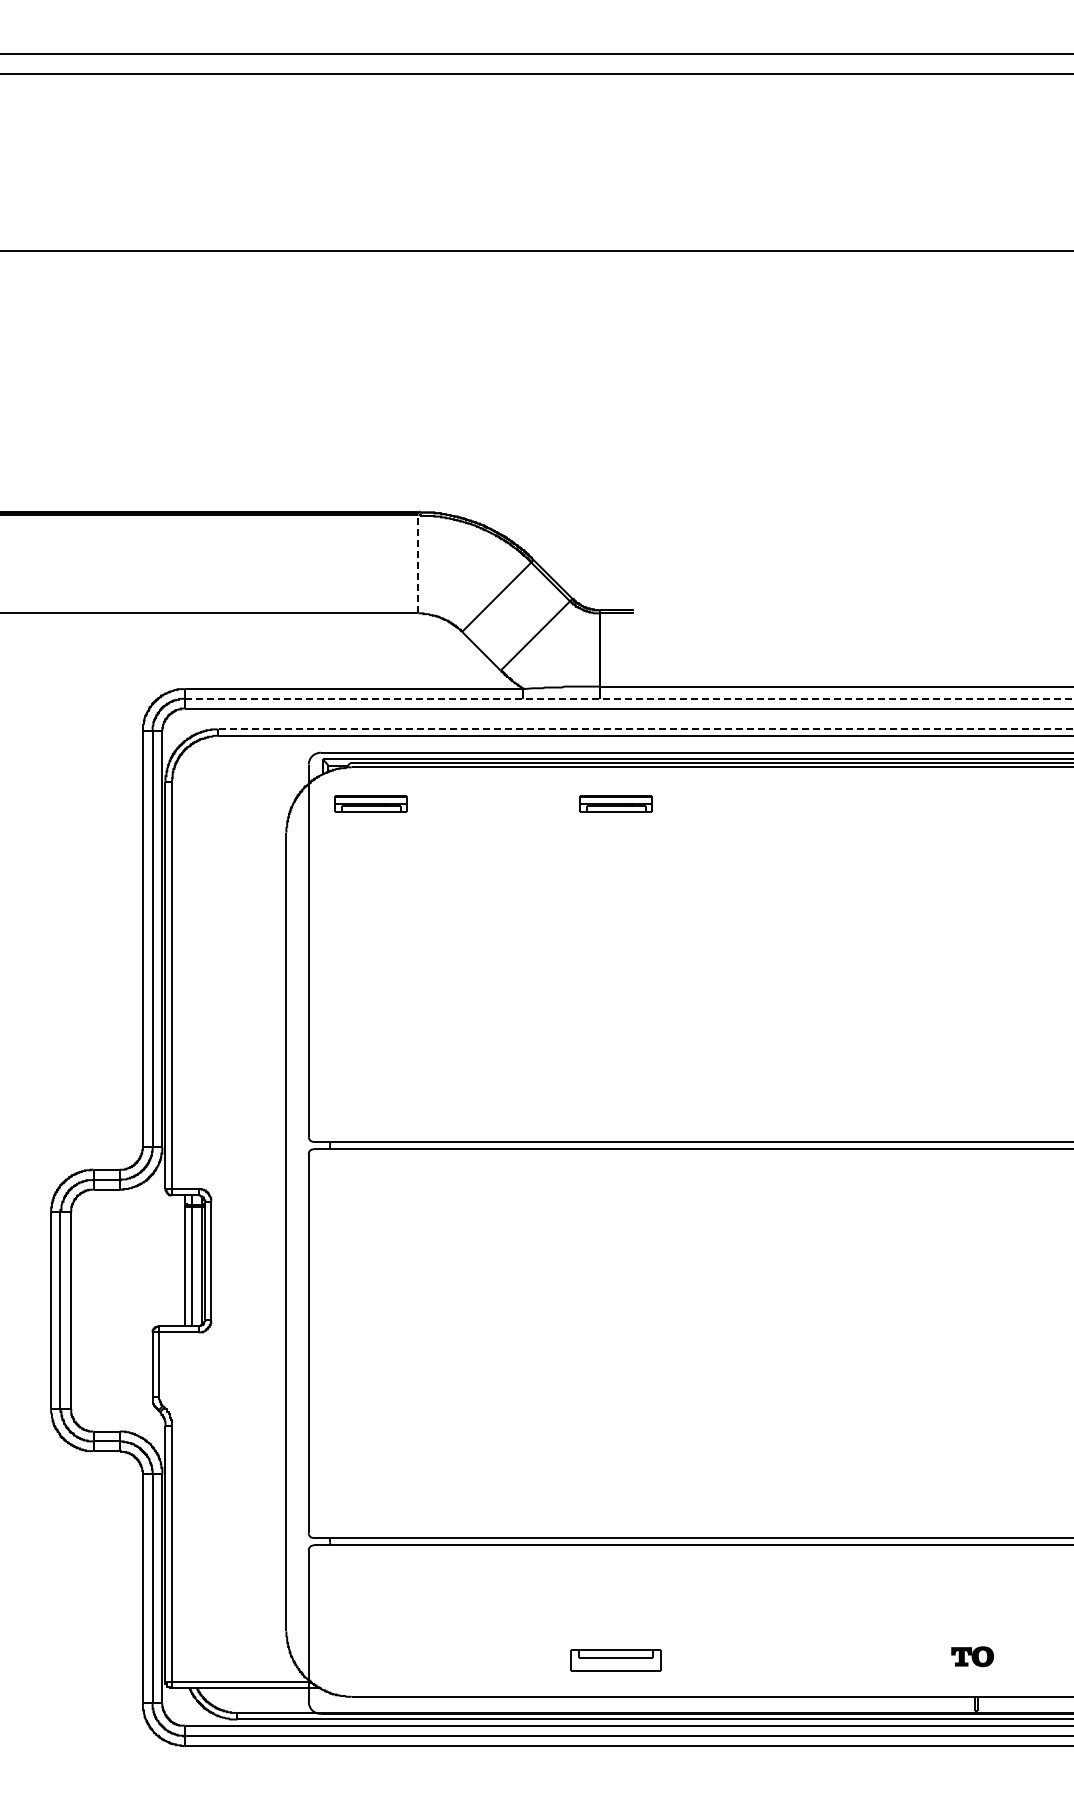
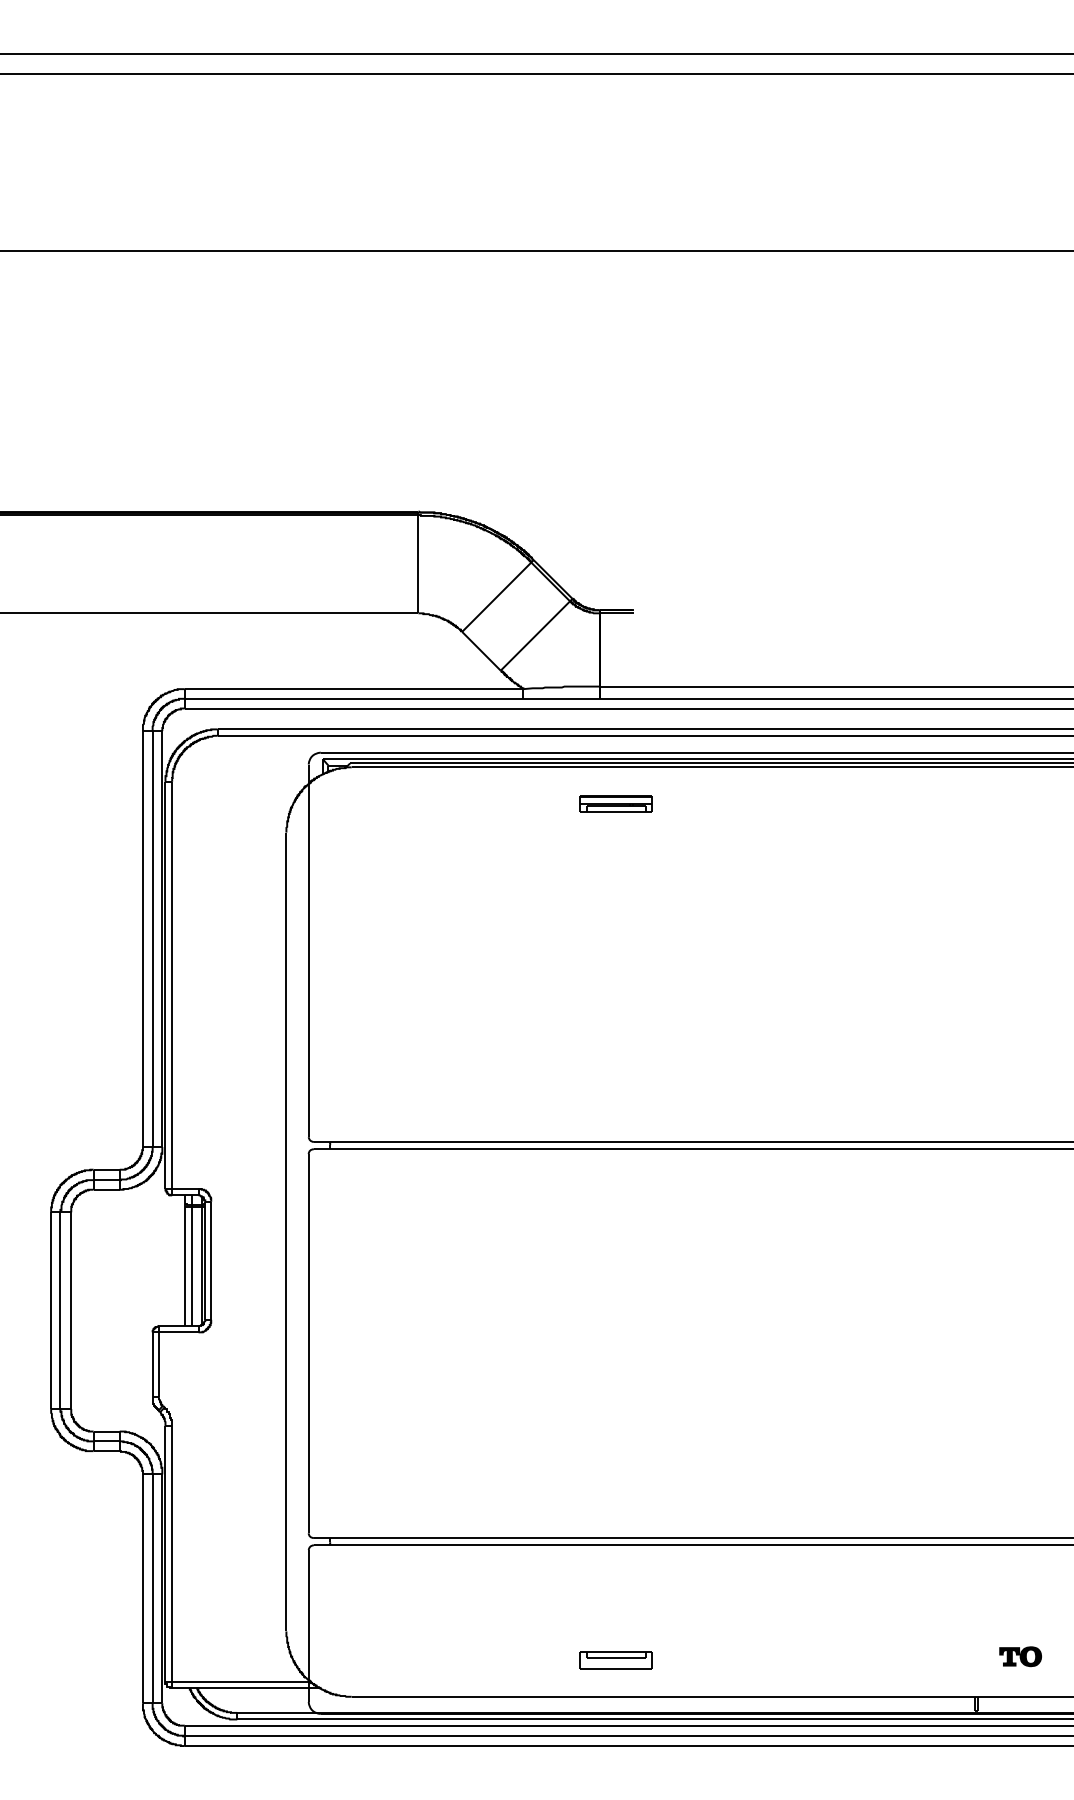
line: dashed -> solid (418, 562)
line: dashed -> solid (629, 698)
line: dashed -> solid (645, 729)
part: present -> none (370, 803)
part position: (972, 1656) -> (1020, 1656) (1020, 1656)
part size: 92x23 px -> 74x19 px (615, 1660)
